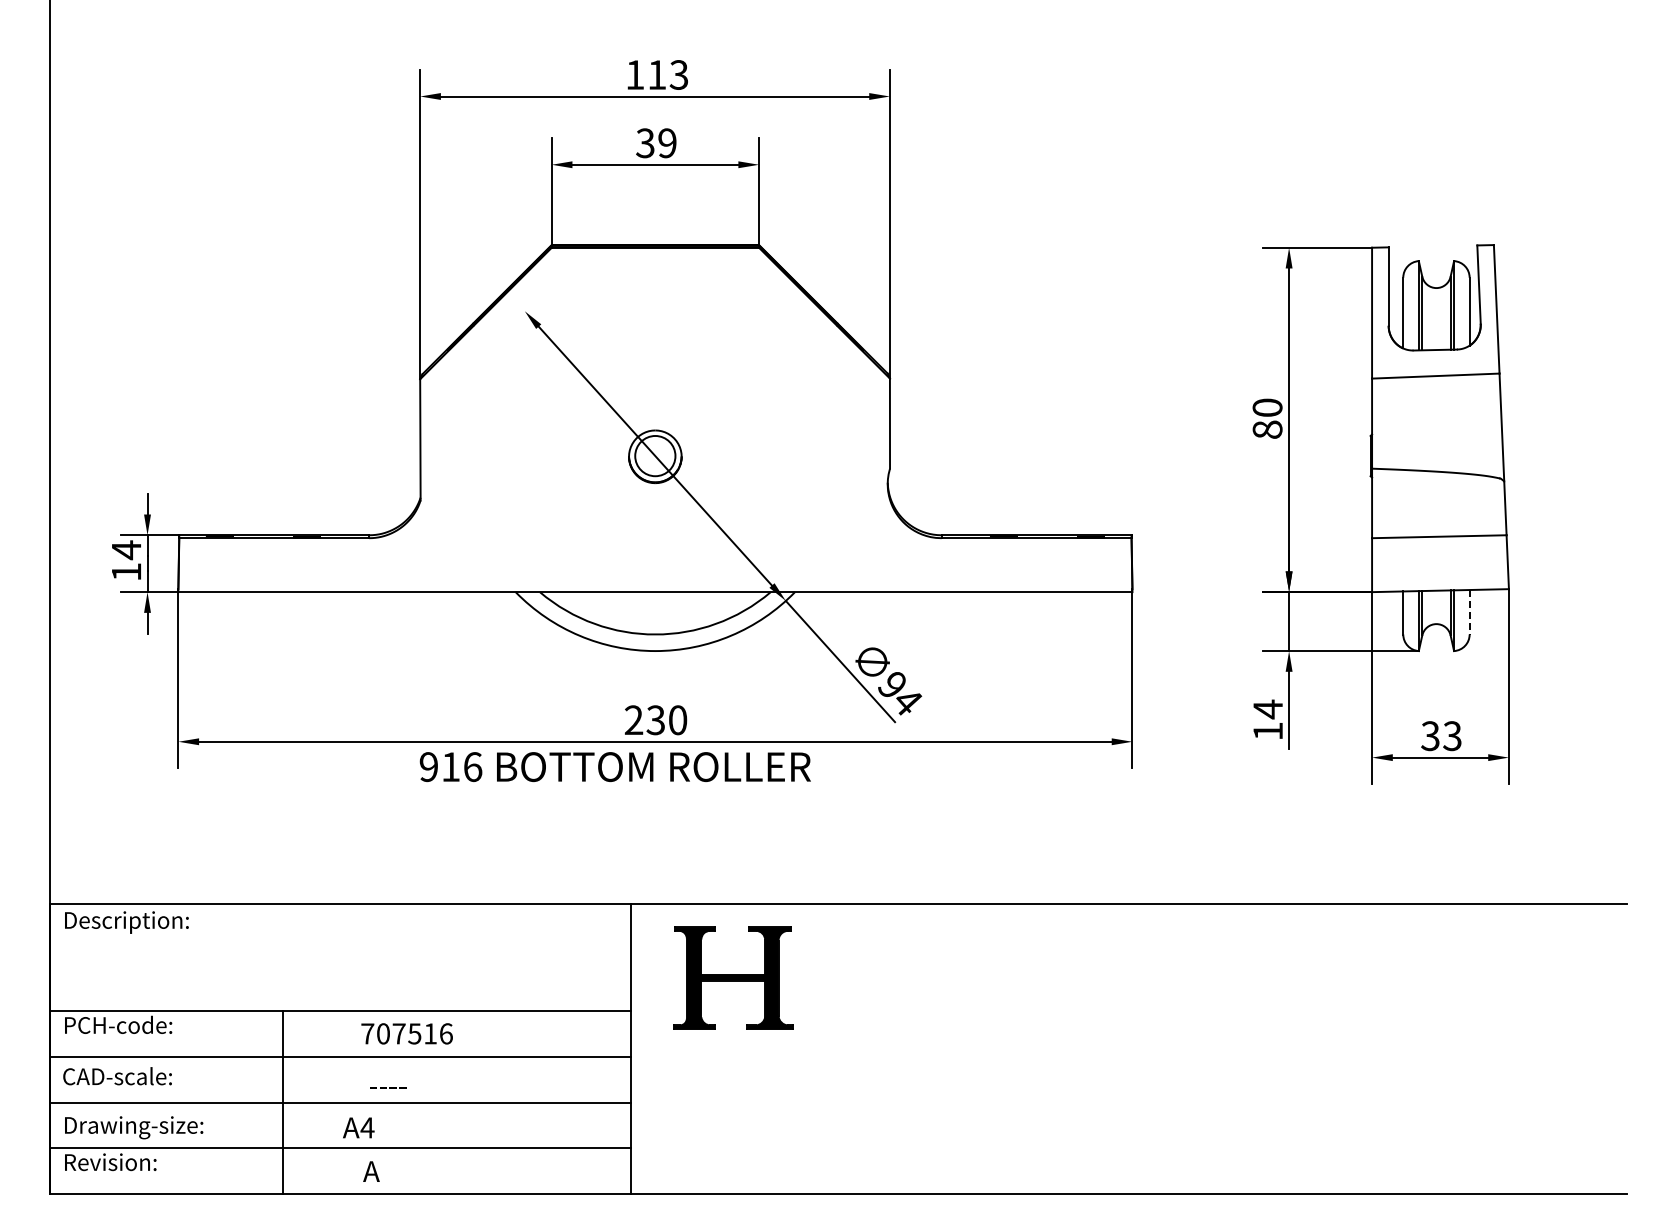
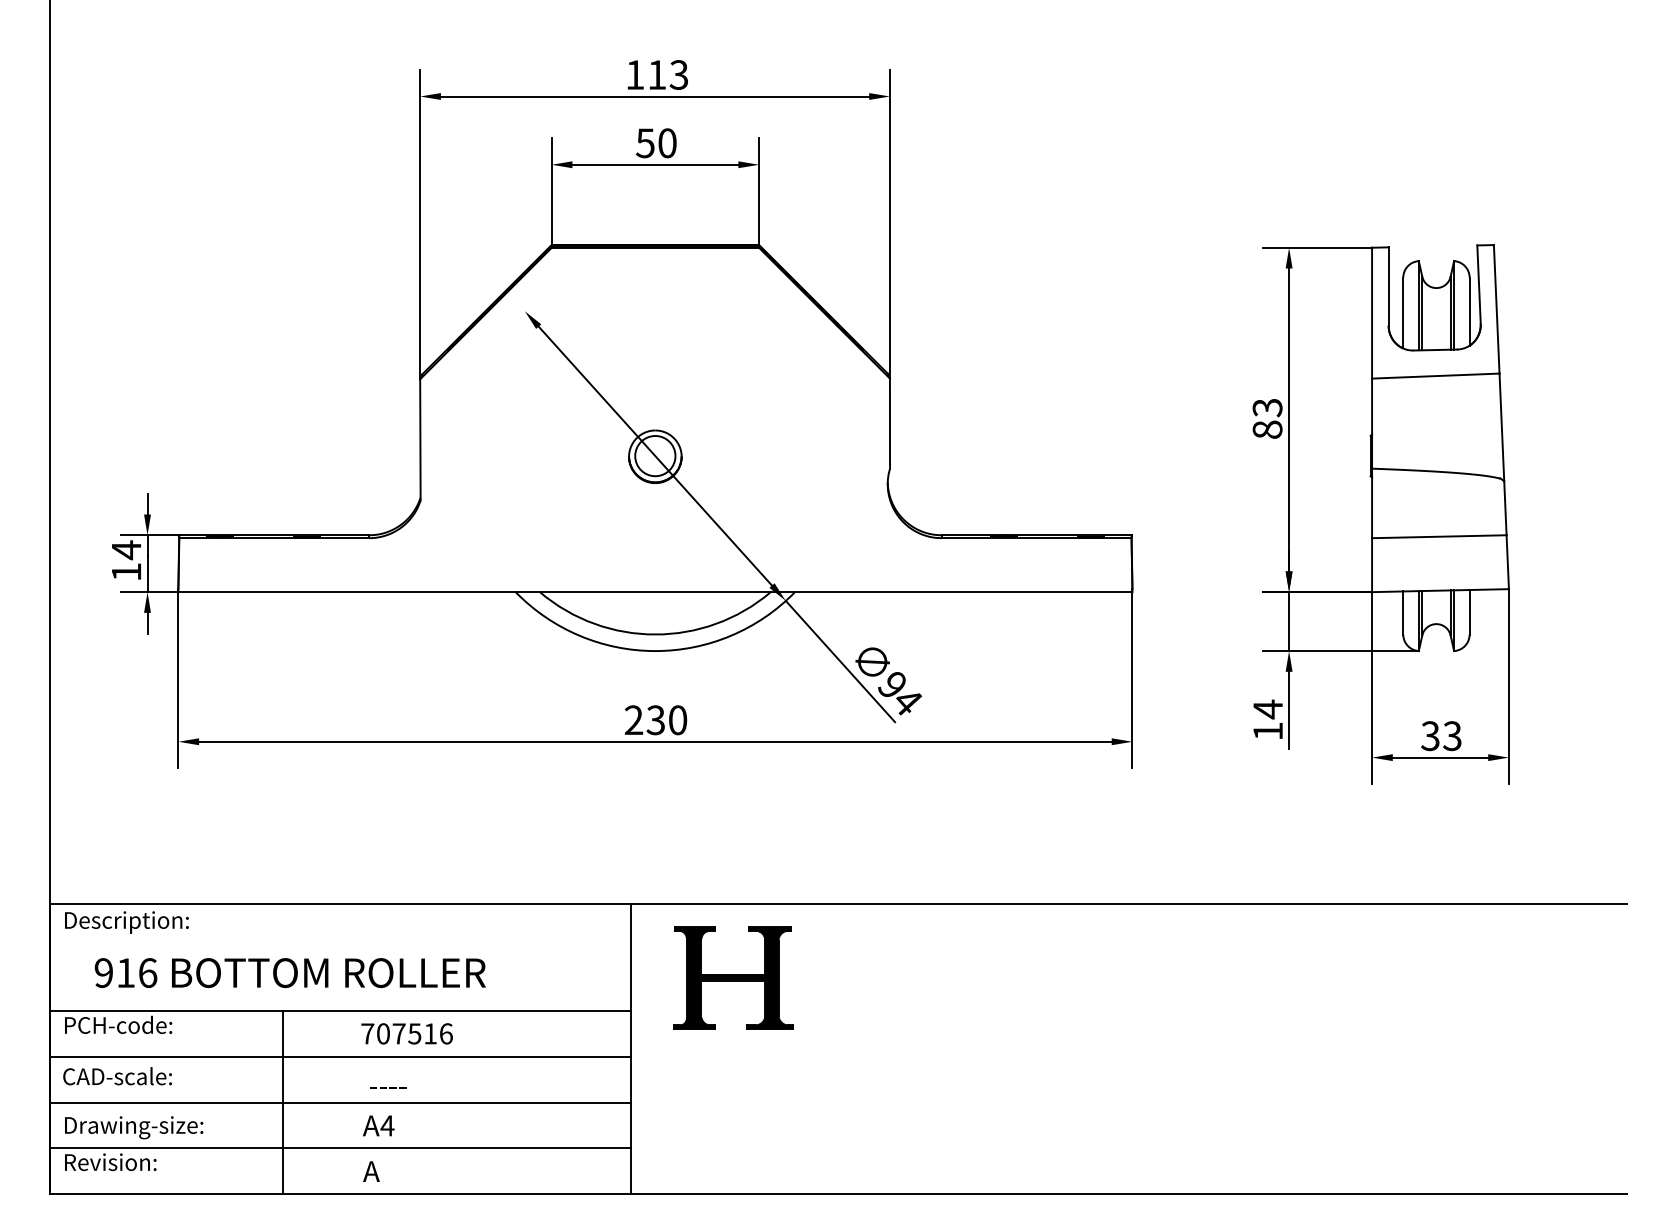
text: 39 -> 50 (656, 143)
text: 80 -> 83 (1267, 407)
line: dashed -> solid (1469, 612)
text position: (614, 766) -> (289, 972) (289, 972)
text position: (358, 1127) -> (378, 1125) (378, 1125)
